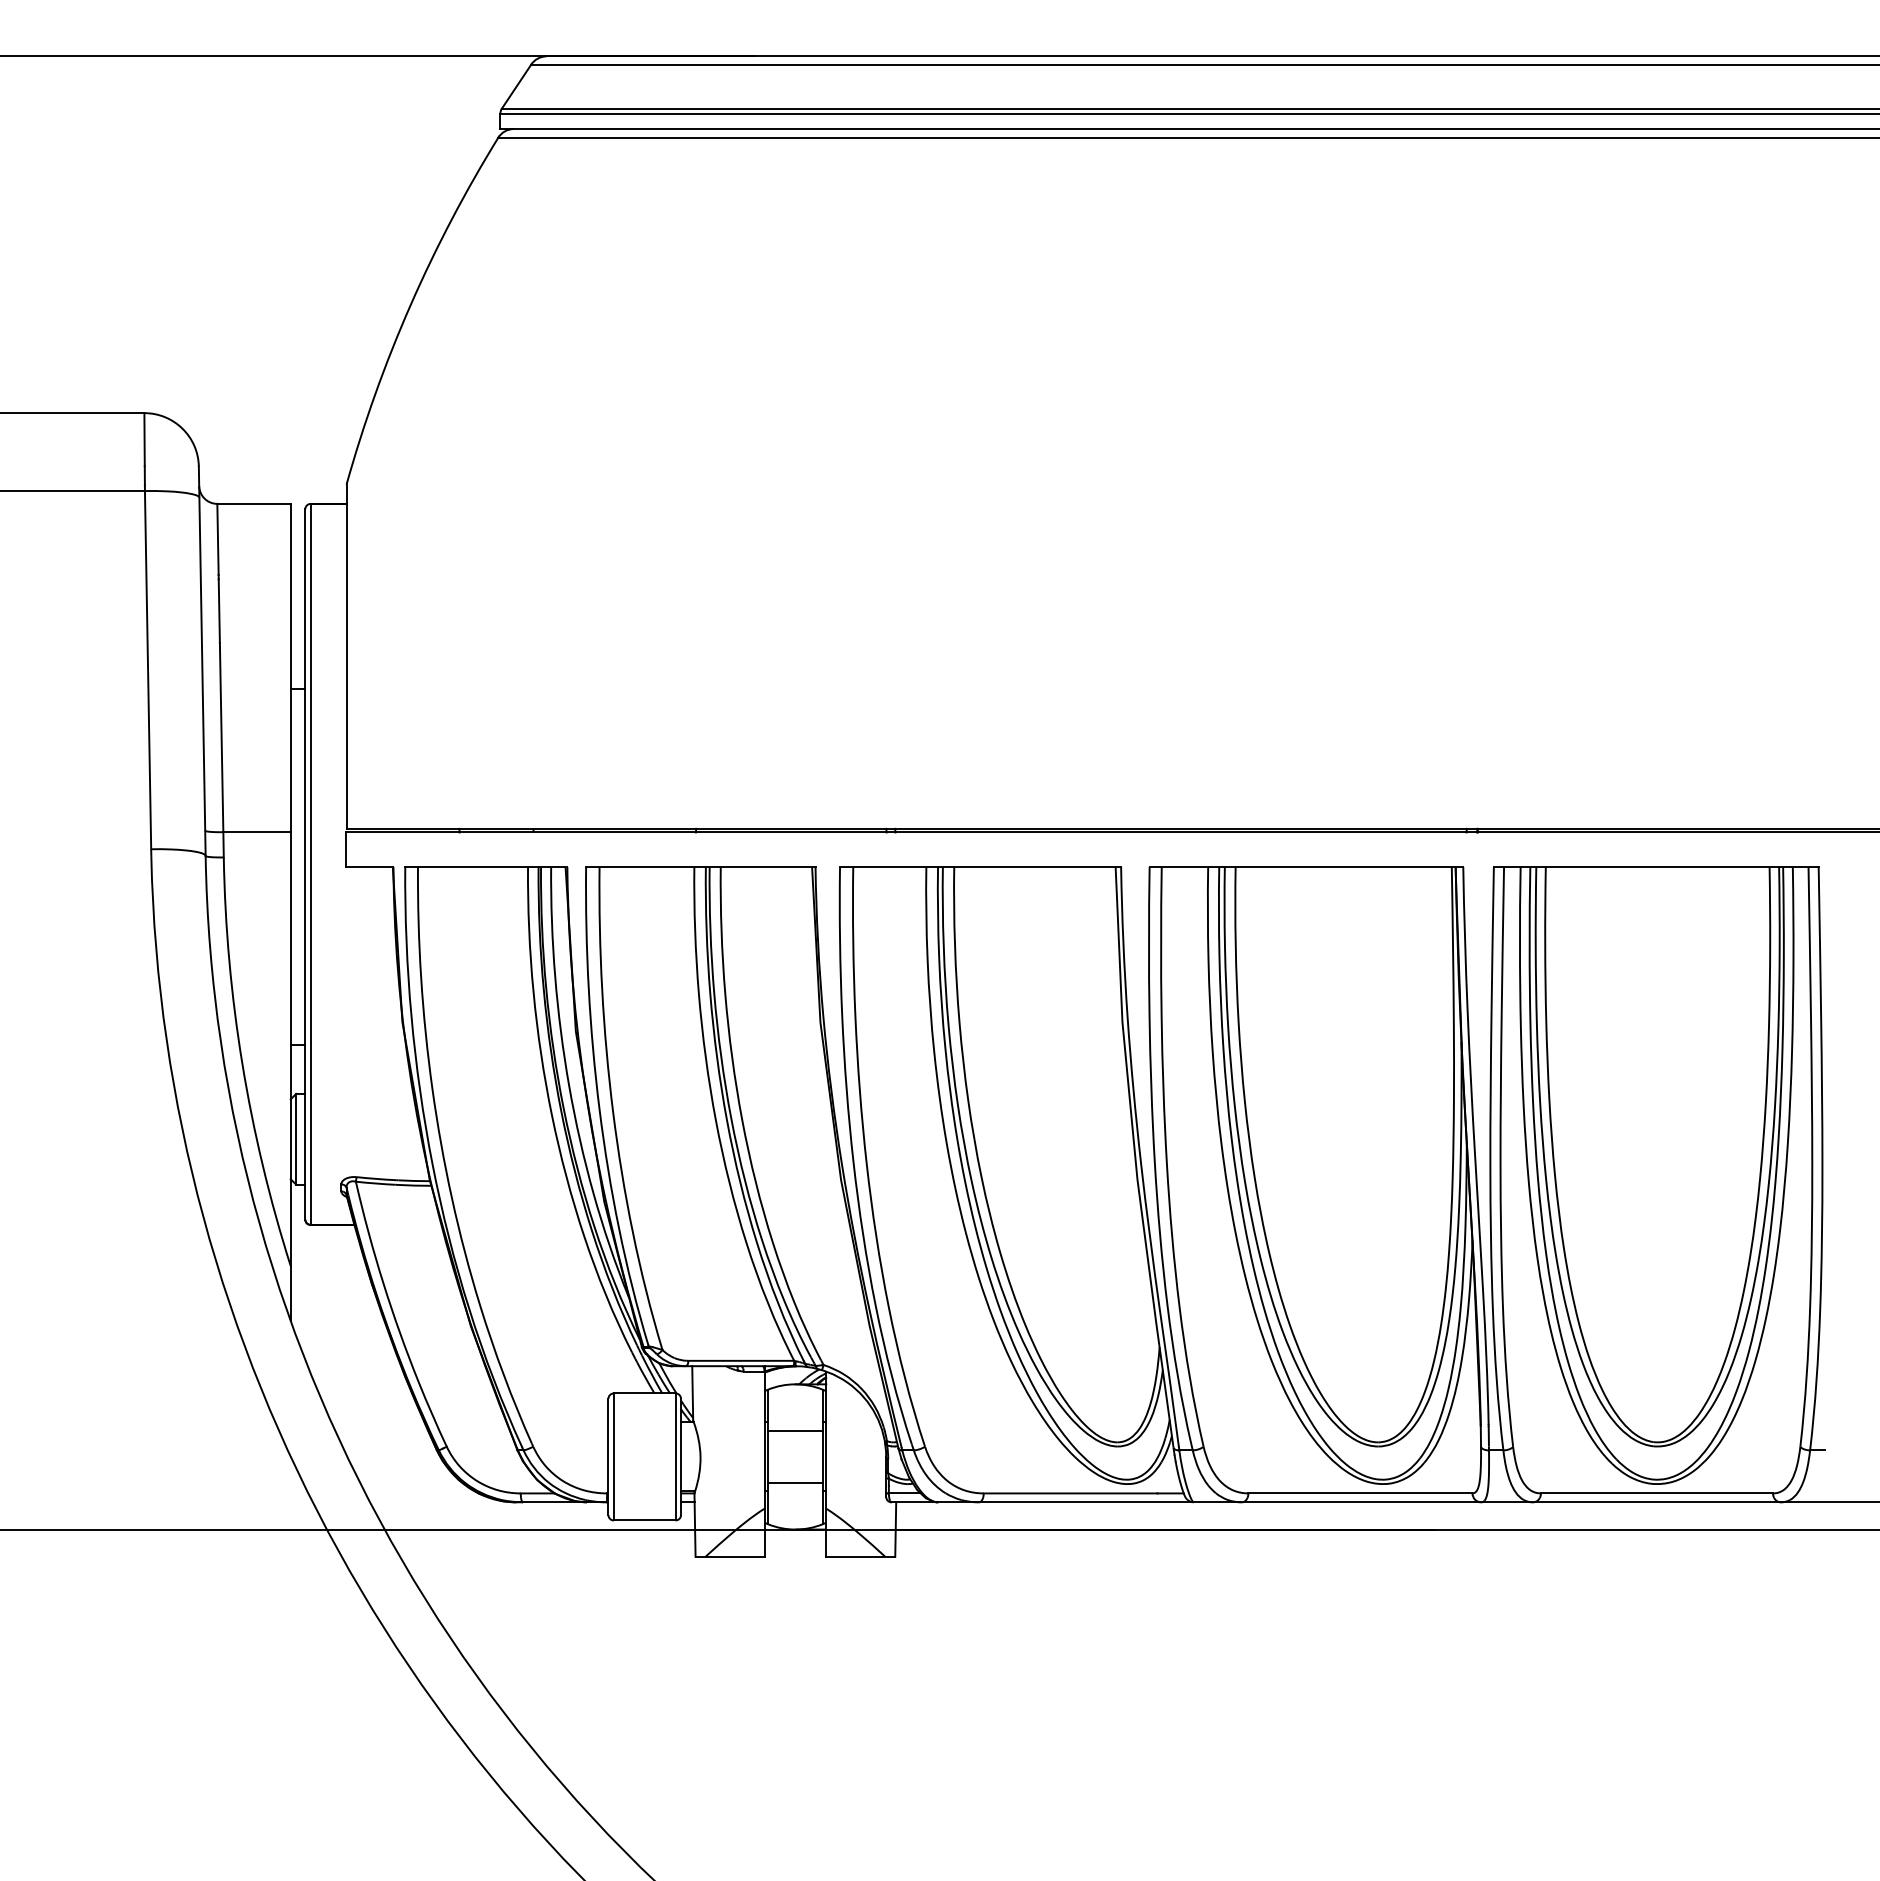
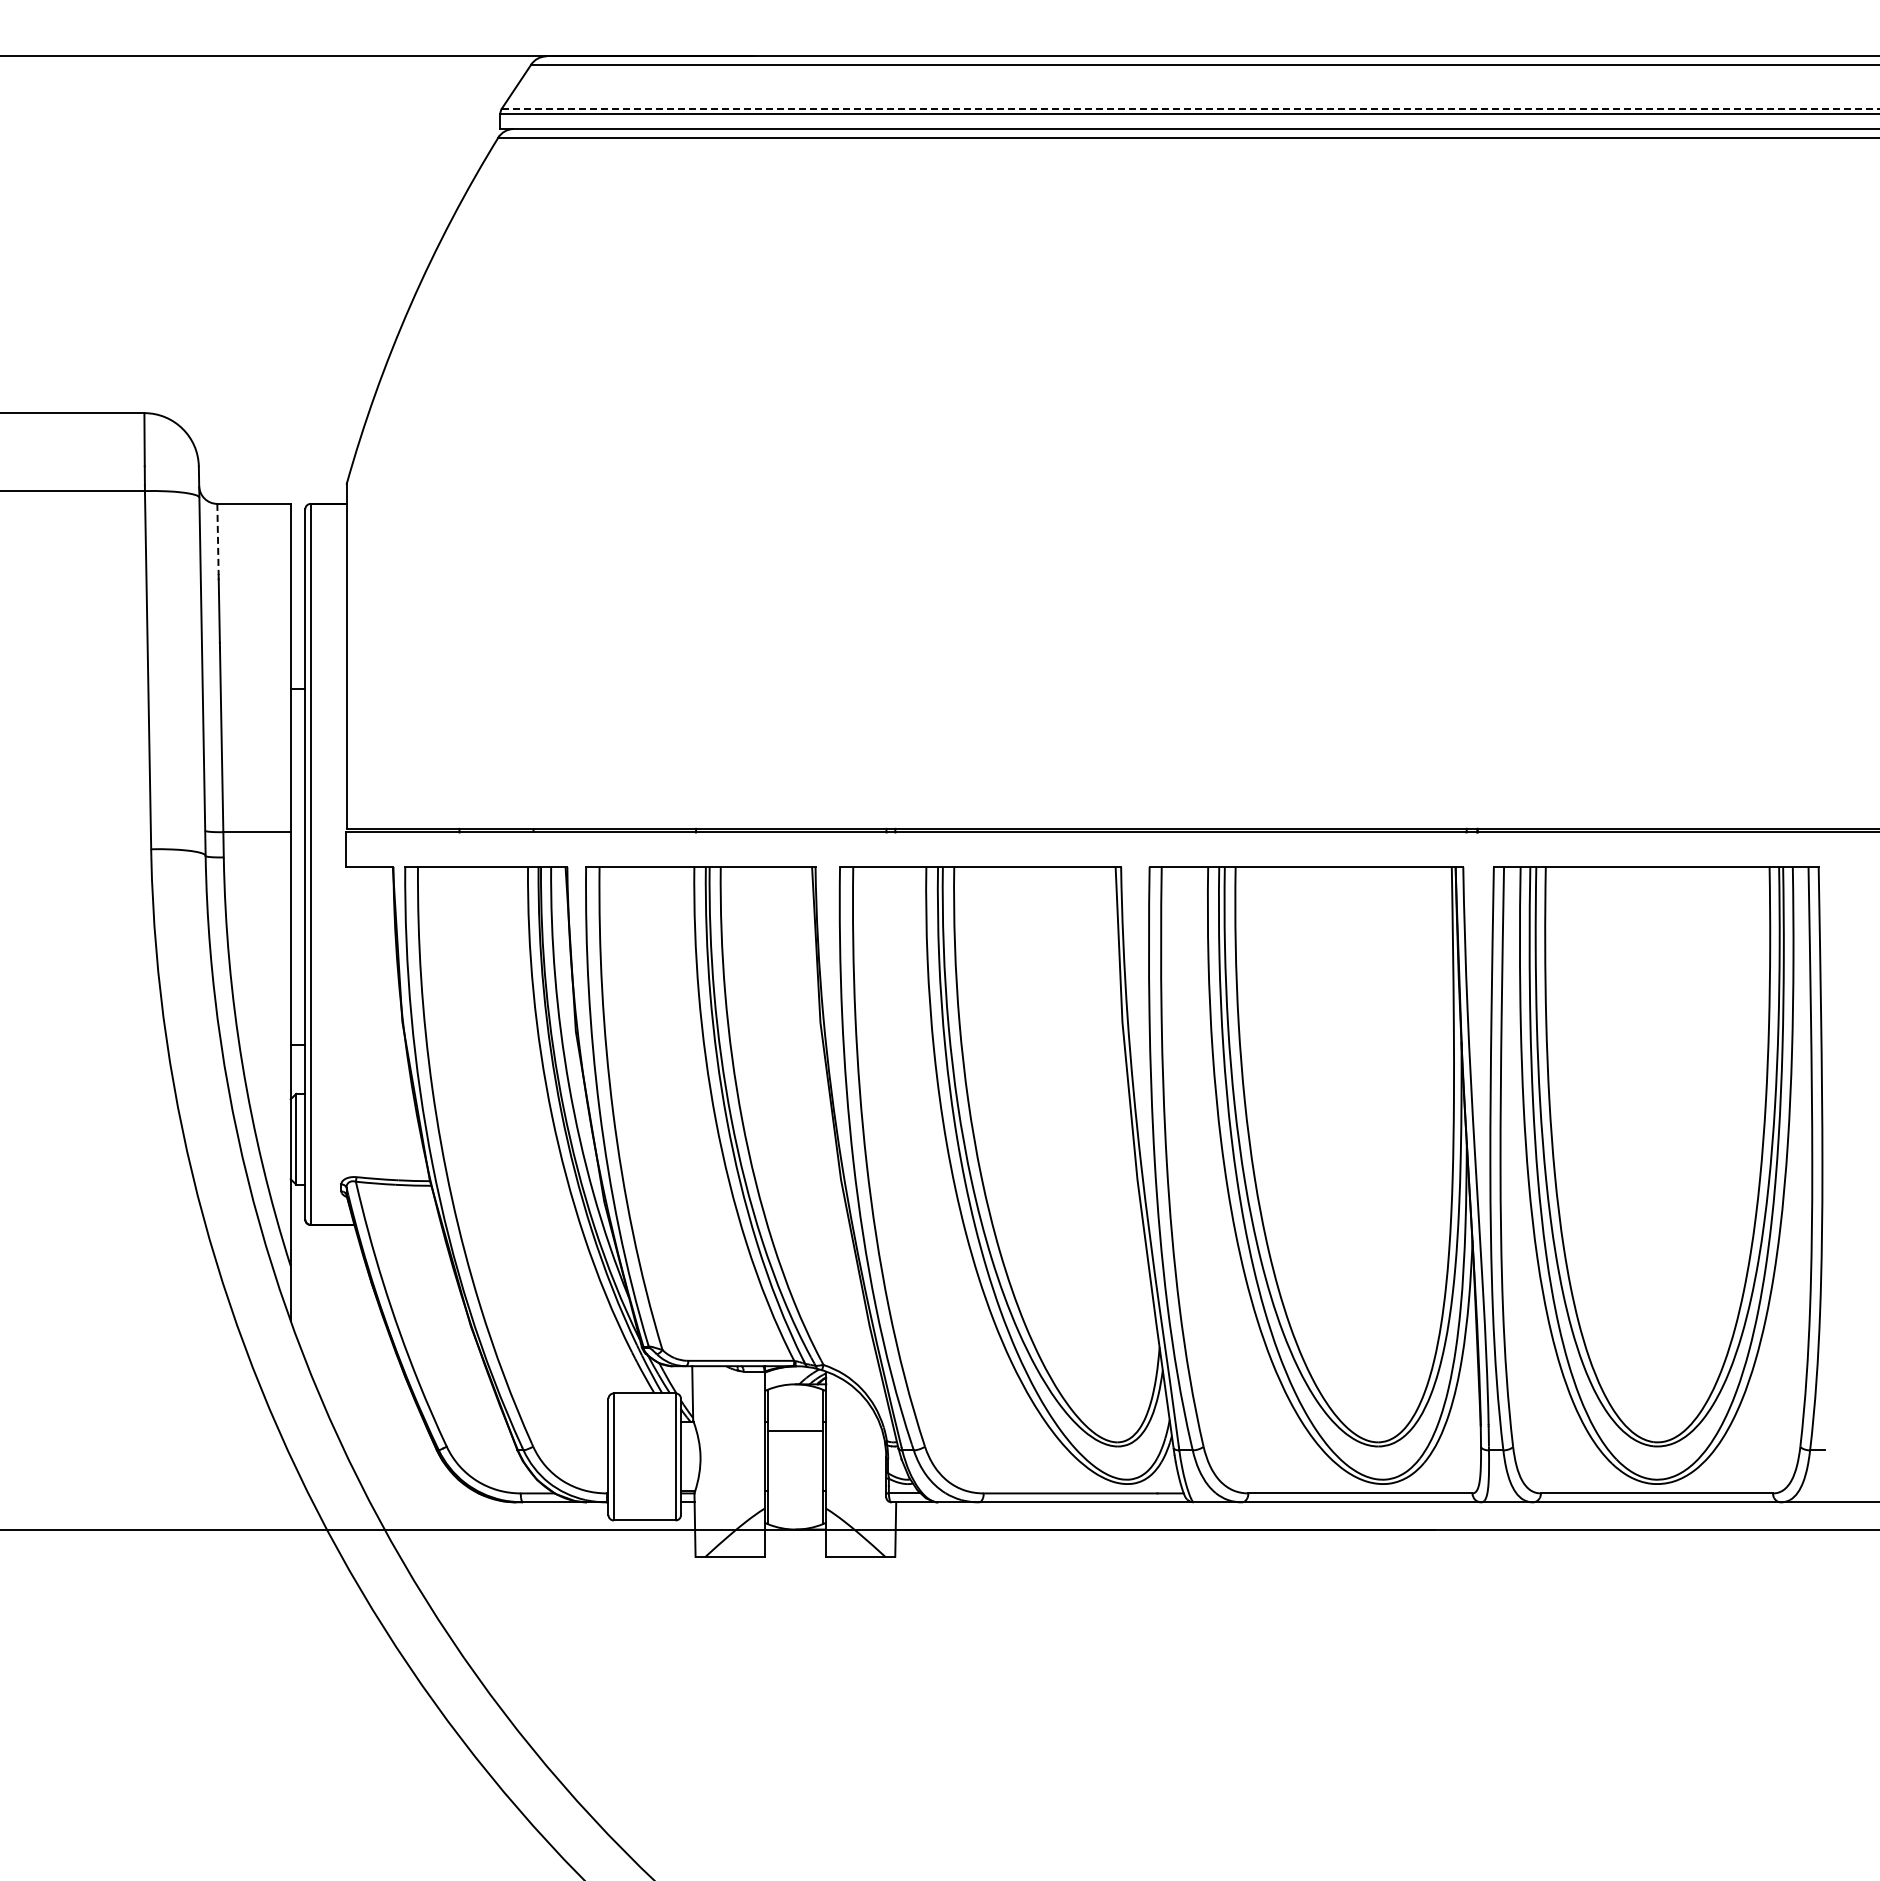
line: solid -> dashed (1190, 108)
line: solid -> dashed (218, 539)
line: present -> none (795, 1483)
